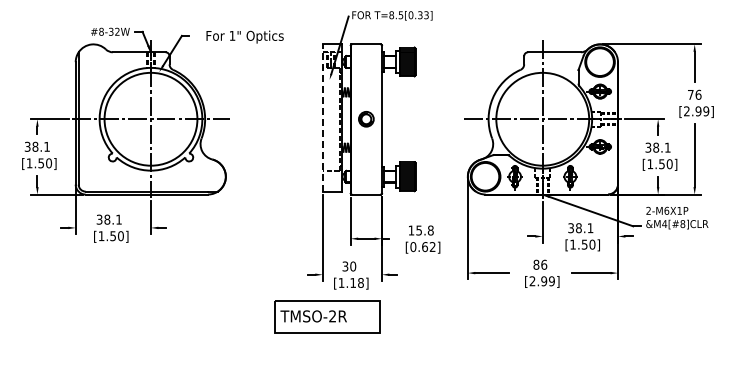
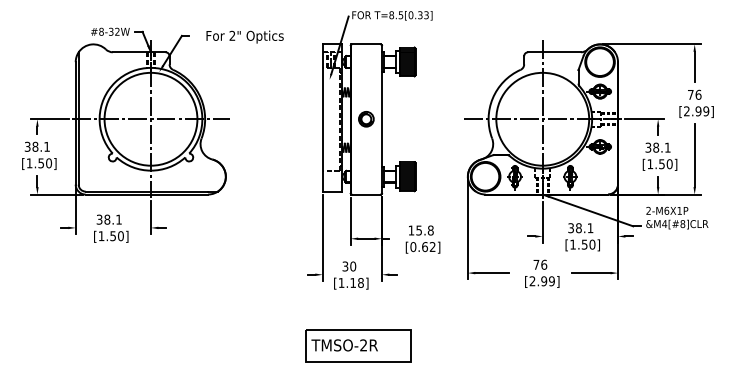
text: 1" -> 2" (231, 35)
line: dashed -> solid (322, 117)
text: 86 -> 76 (536, 264)
part position: (327, 316) -> (358, 345) (358, 345)
